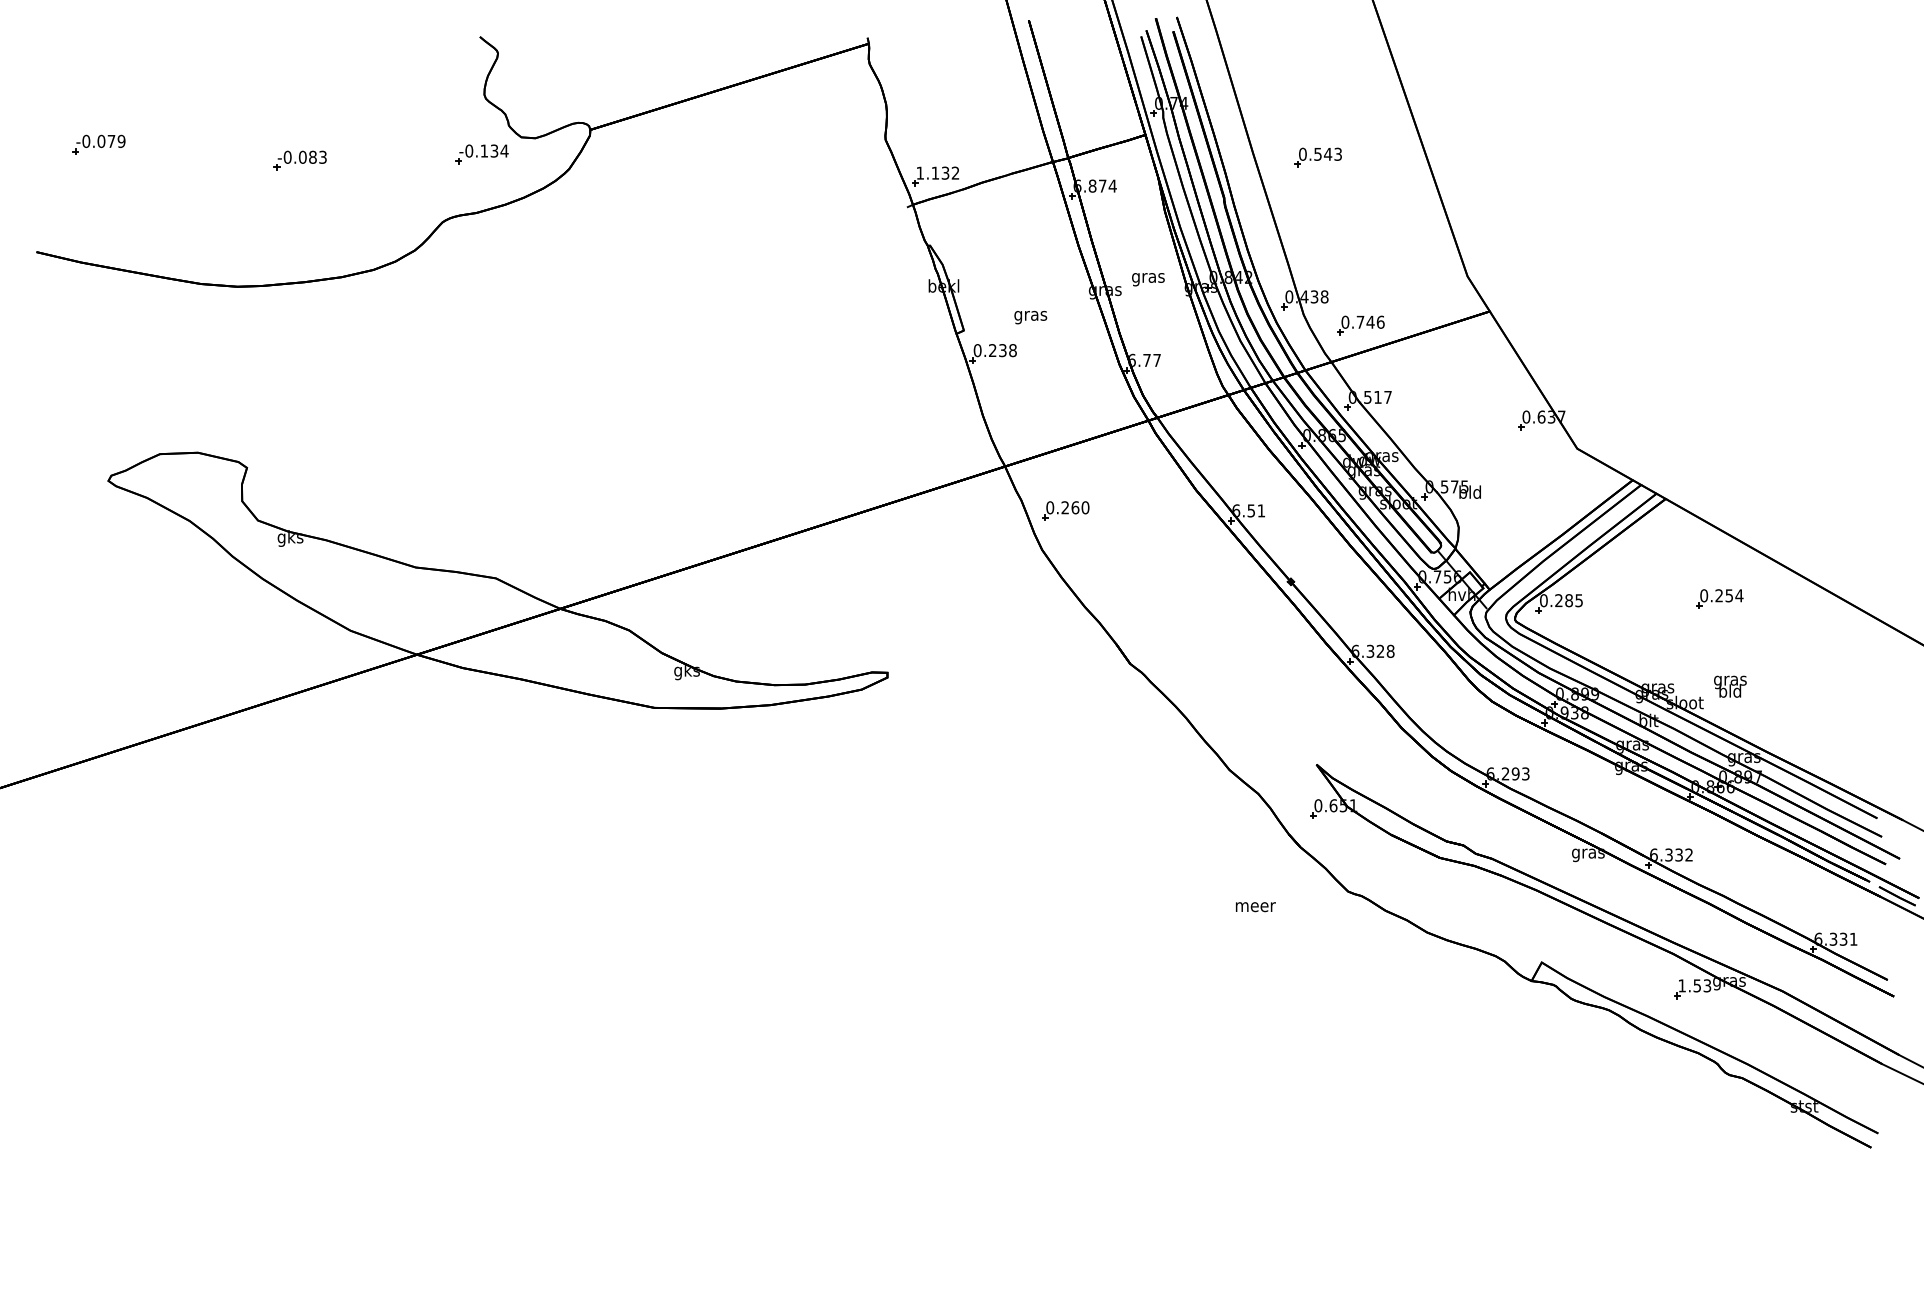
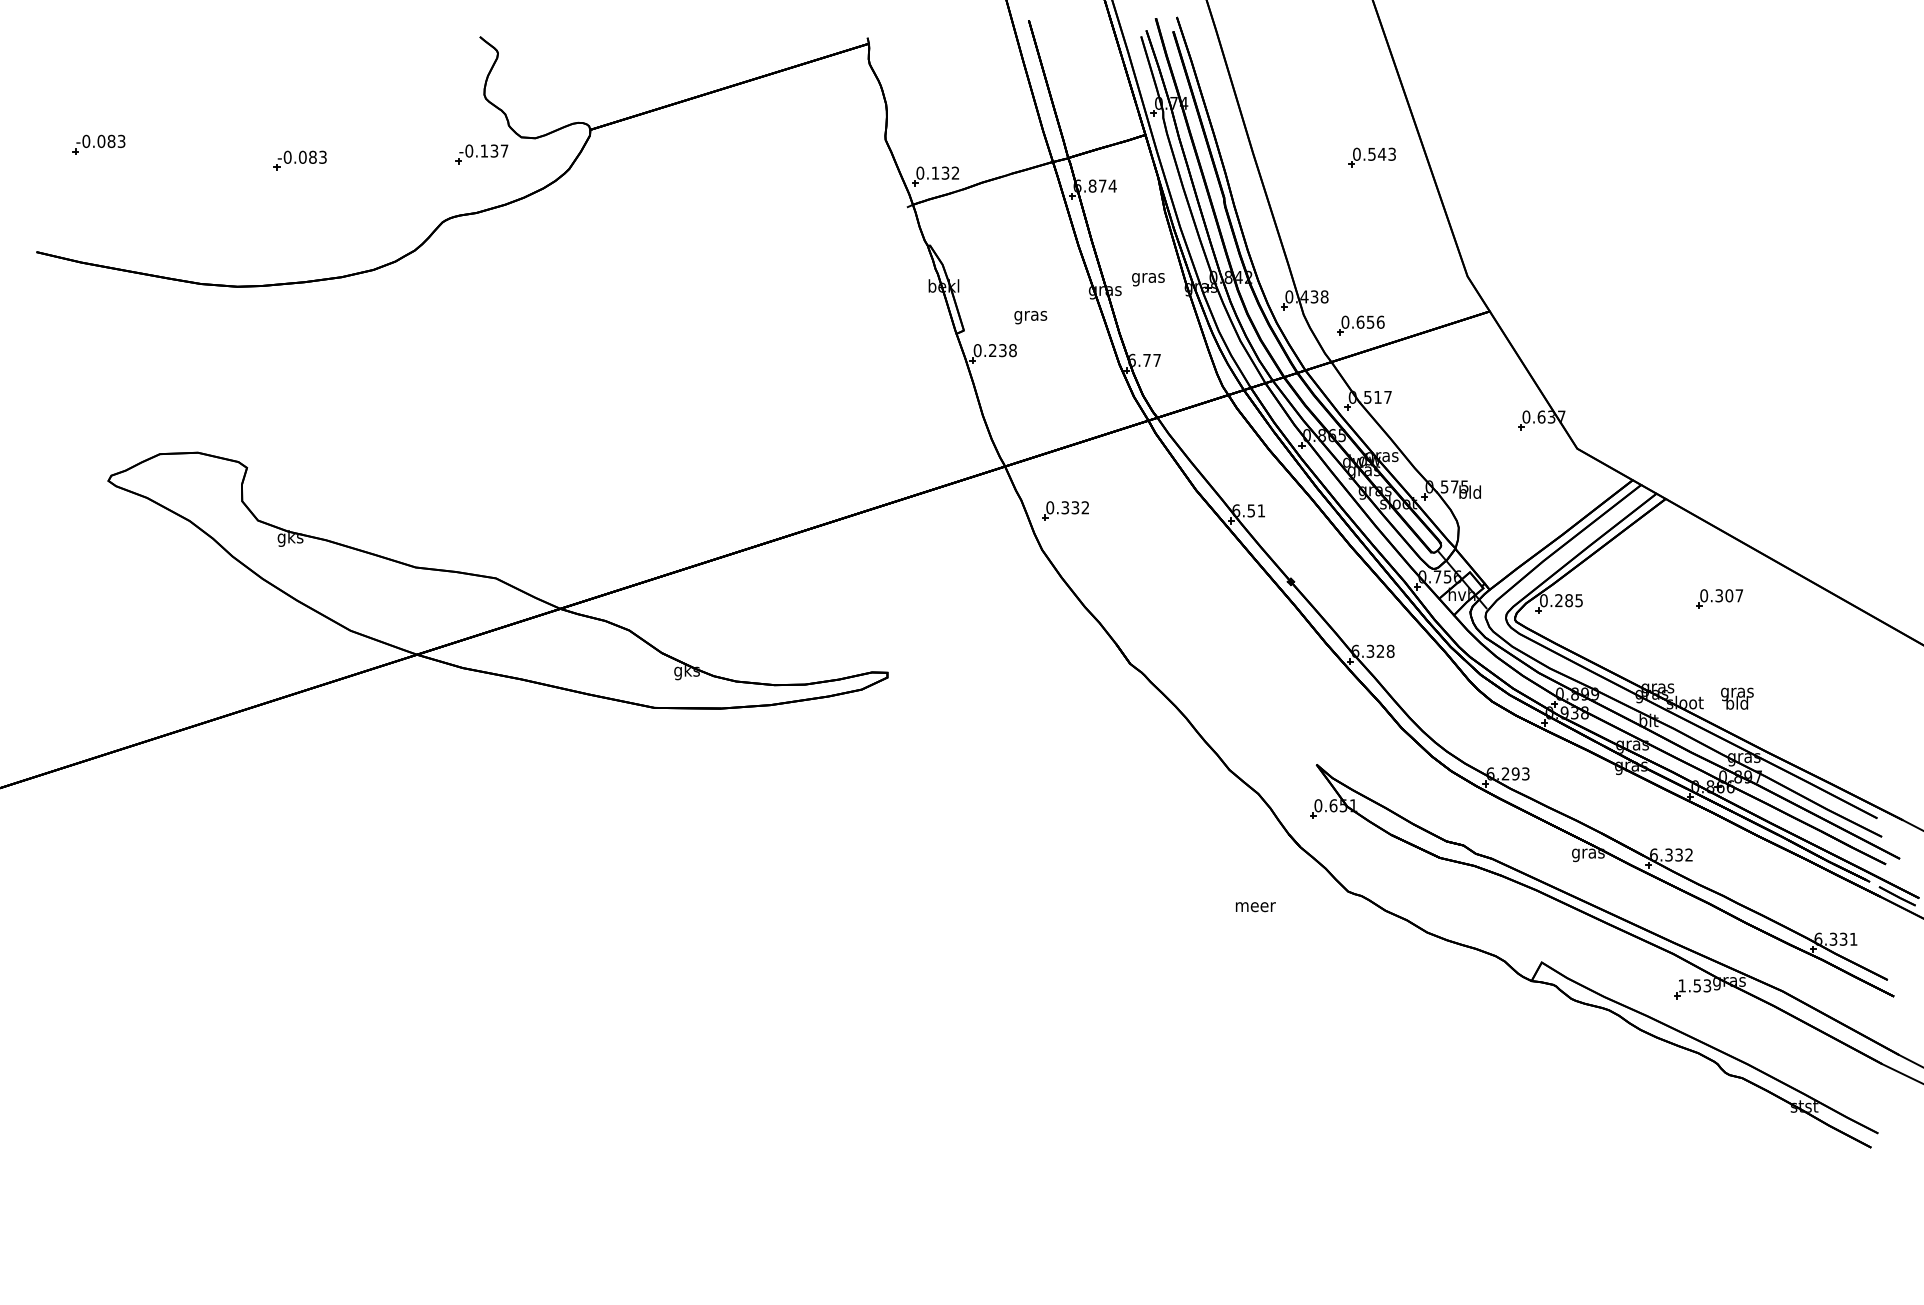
text: -0.079 -> -0.083 (116, 141)
text: -0.134 -> -0.137 (504, 150)
part position: (1317, 157) -> (1371, 157) (1371, 157)
text: 1.132 -> 0.132 (920, 172)
text: 0.746 -> 0.656 (1365, 321)
text: 0.260 -> 0.332 (1075, 507)
text: 0.254 -> 0.307 (1729, 595)
text position: (1730, 686) -> (1737, 698) (1737, 698)
